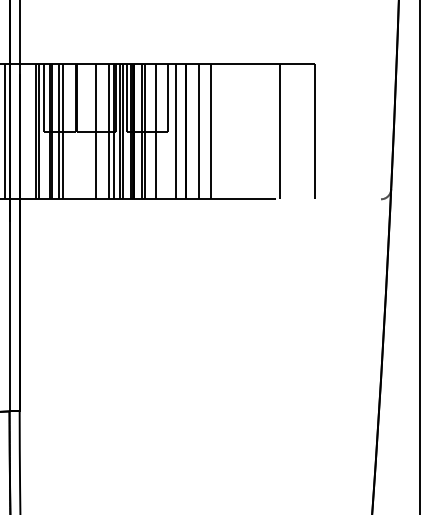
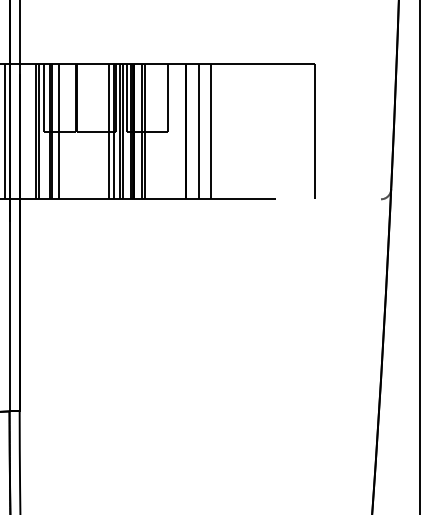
line: present -> none (63, 131)
line: present -> none (96, 131)
line: present -> none (156, 131)
line: present -> none (175, 131)
line: present -> none (280, 131)
